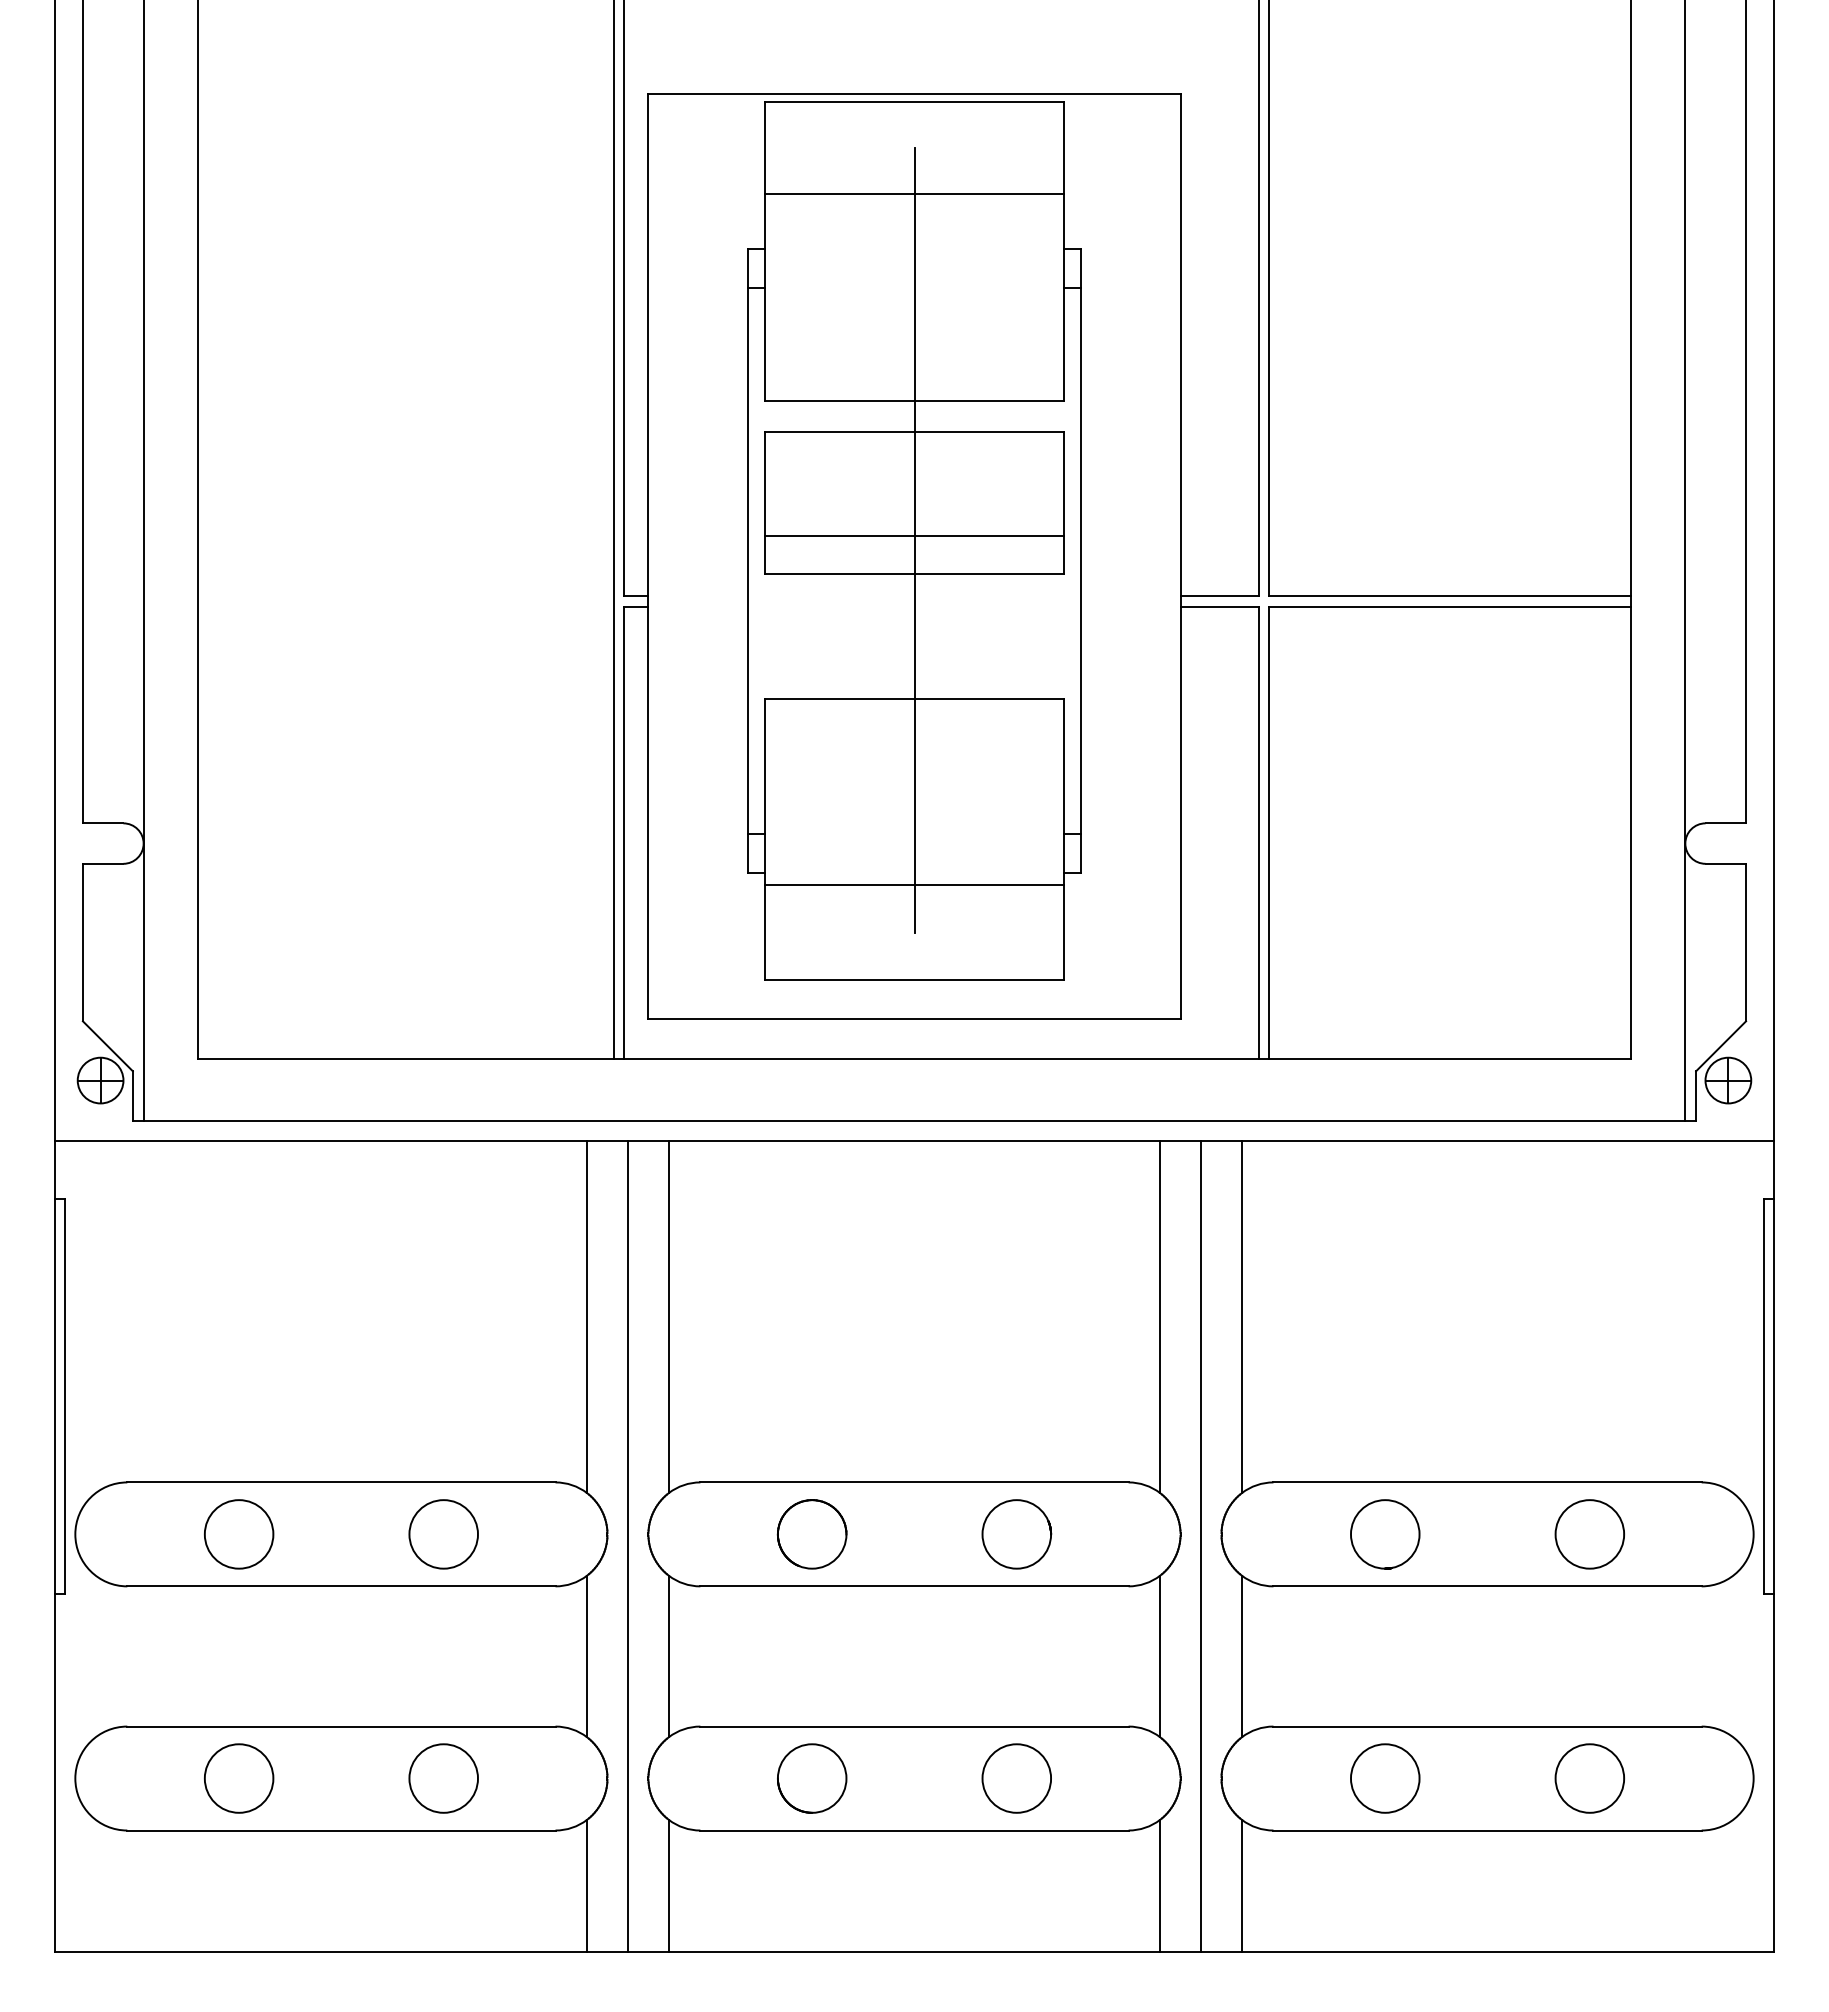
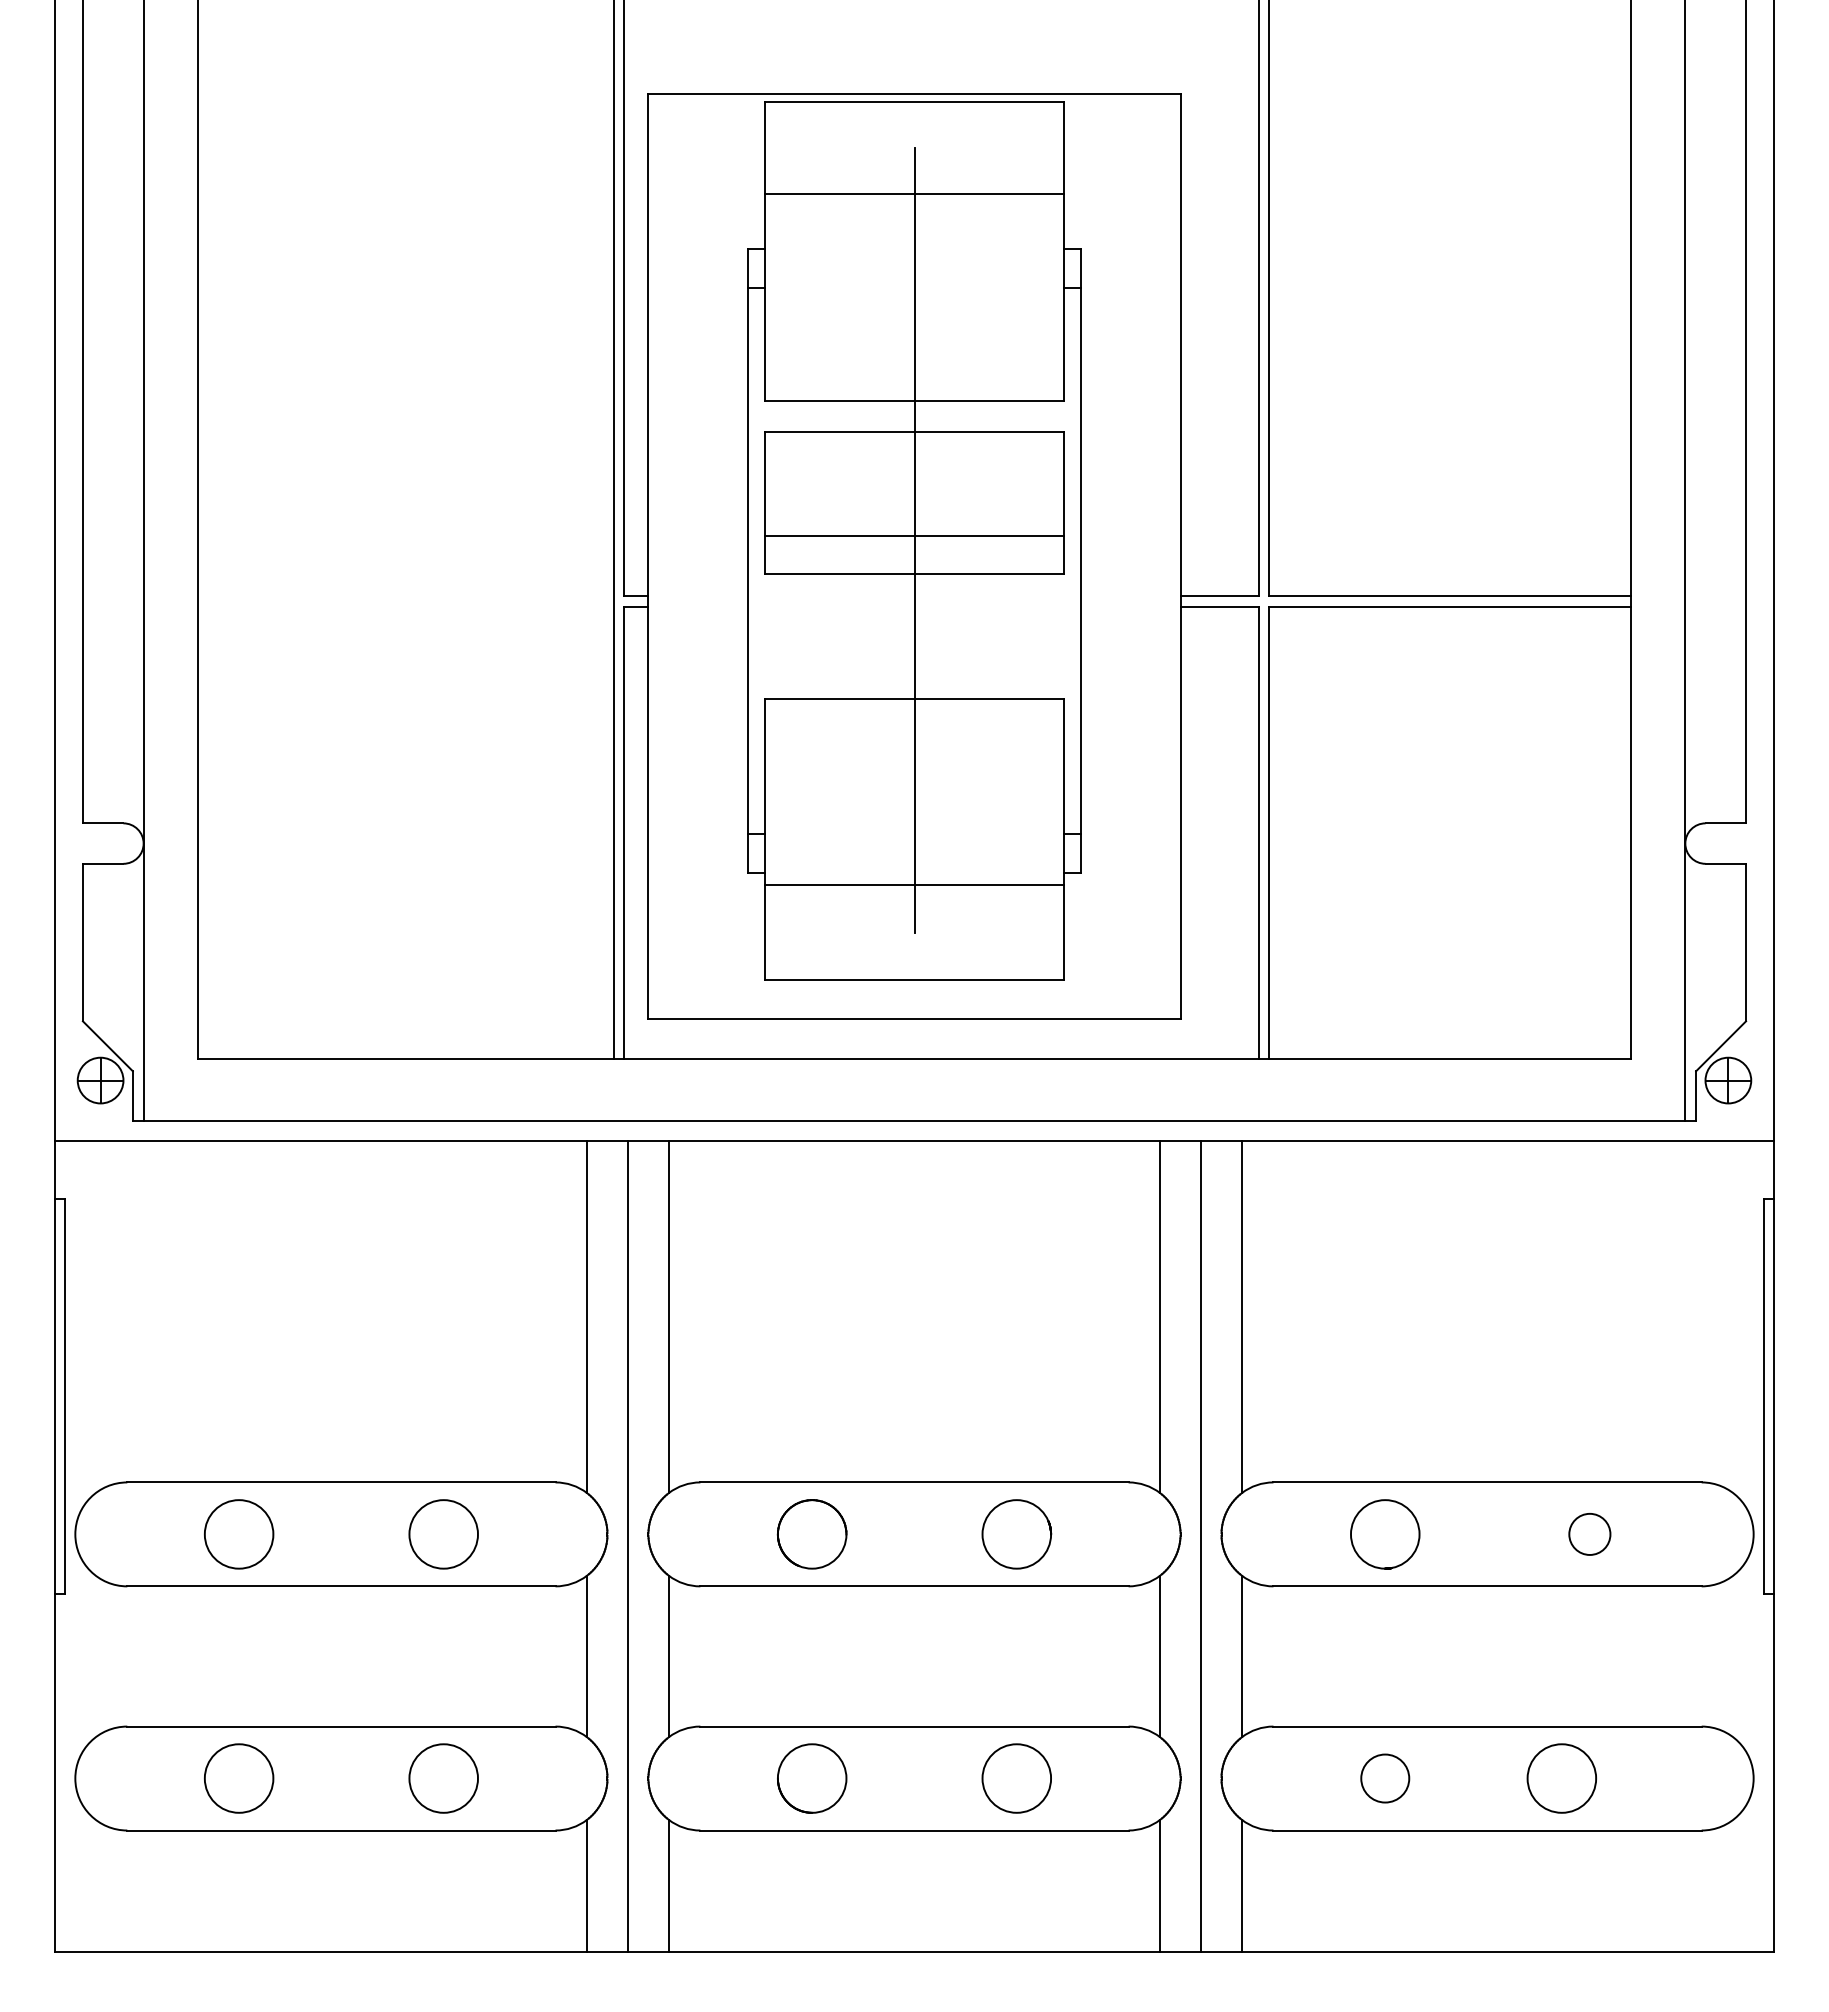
circle diameter: 69 px -> 41 px (1589, 1533)
circle diameter: 69 px -> 48 px (1385, 1778)
circle position: (1589, 1778) -> (1561, 1778) (1561, 1778)
